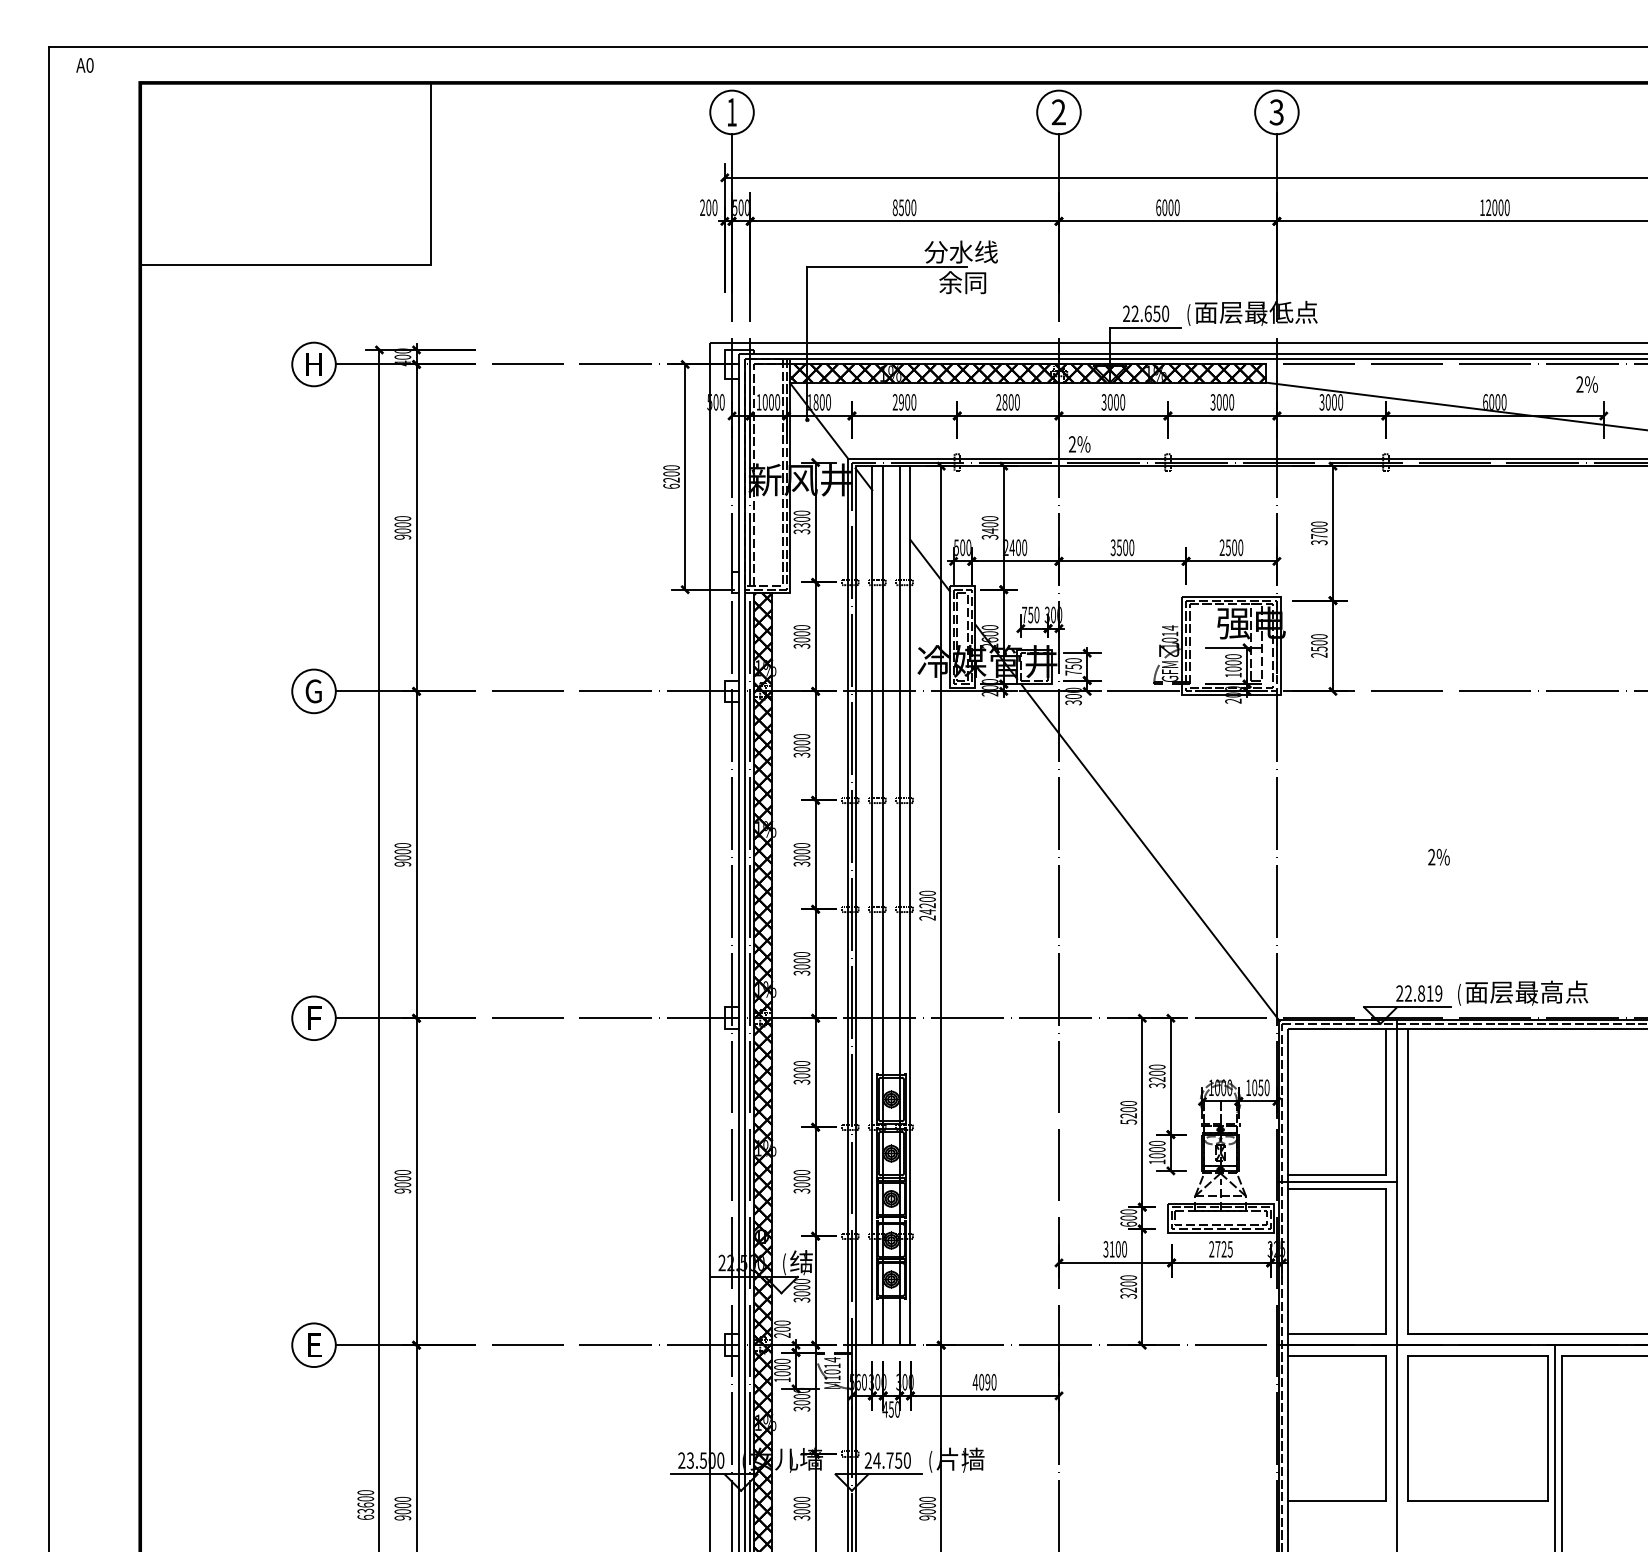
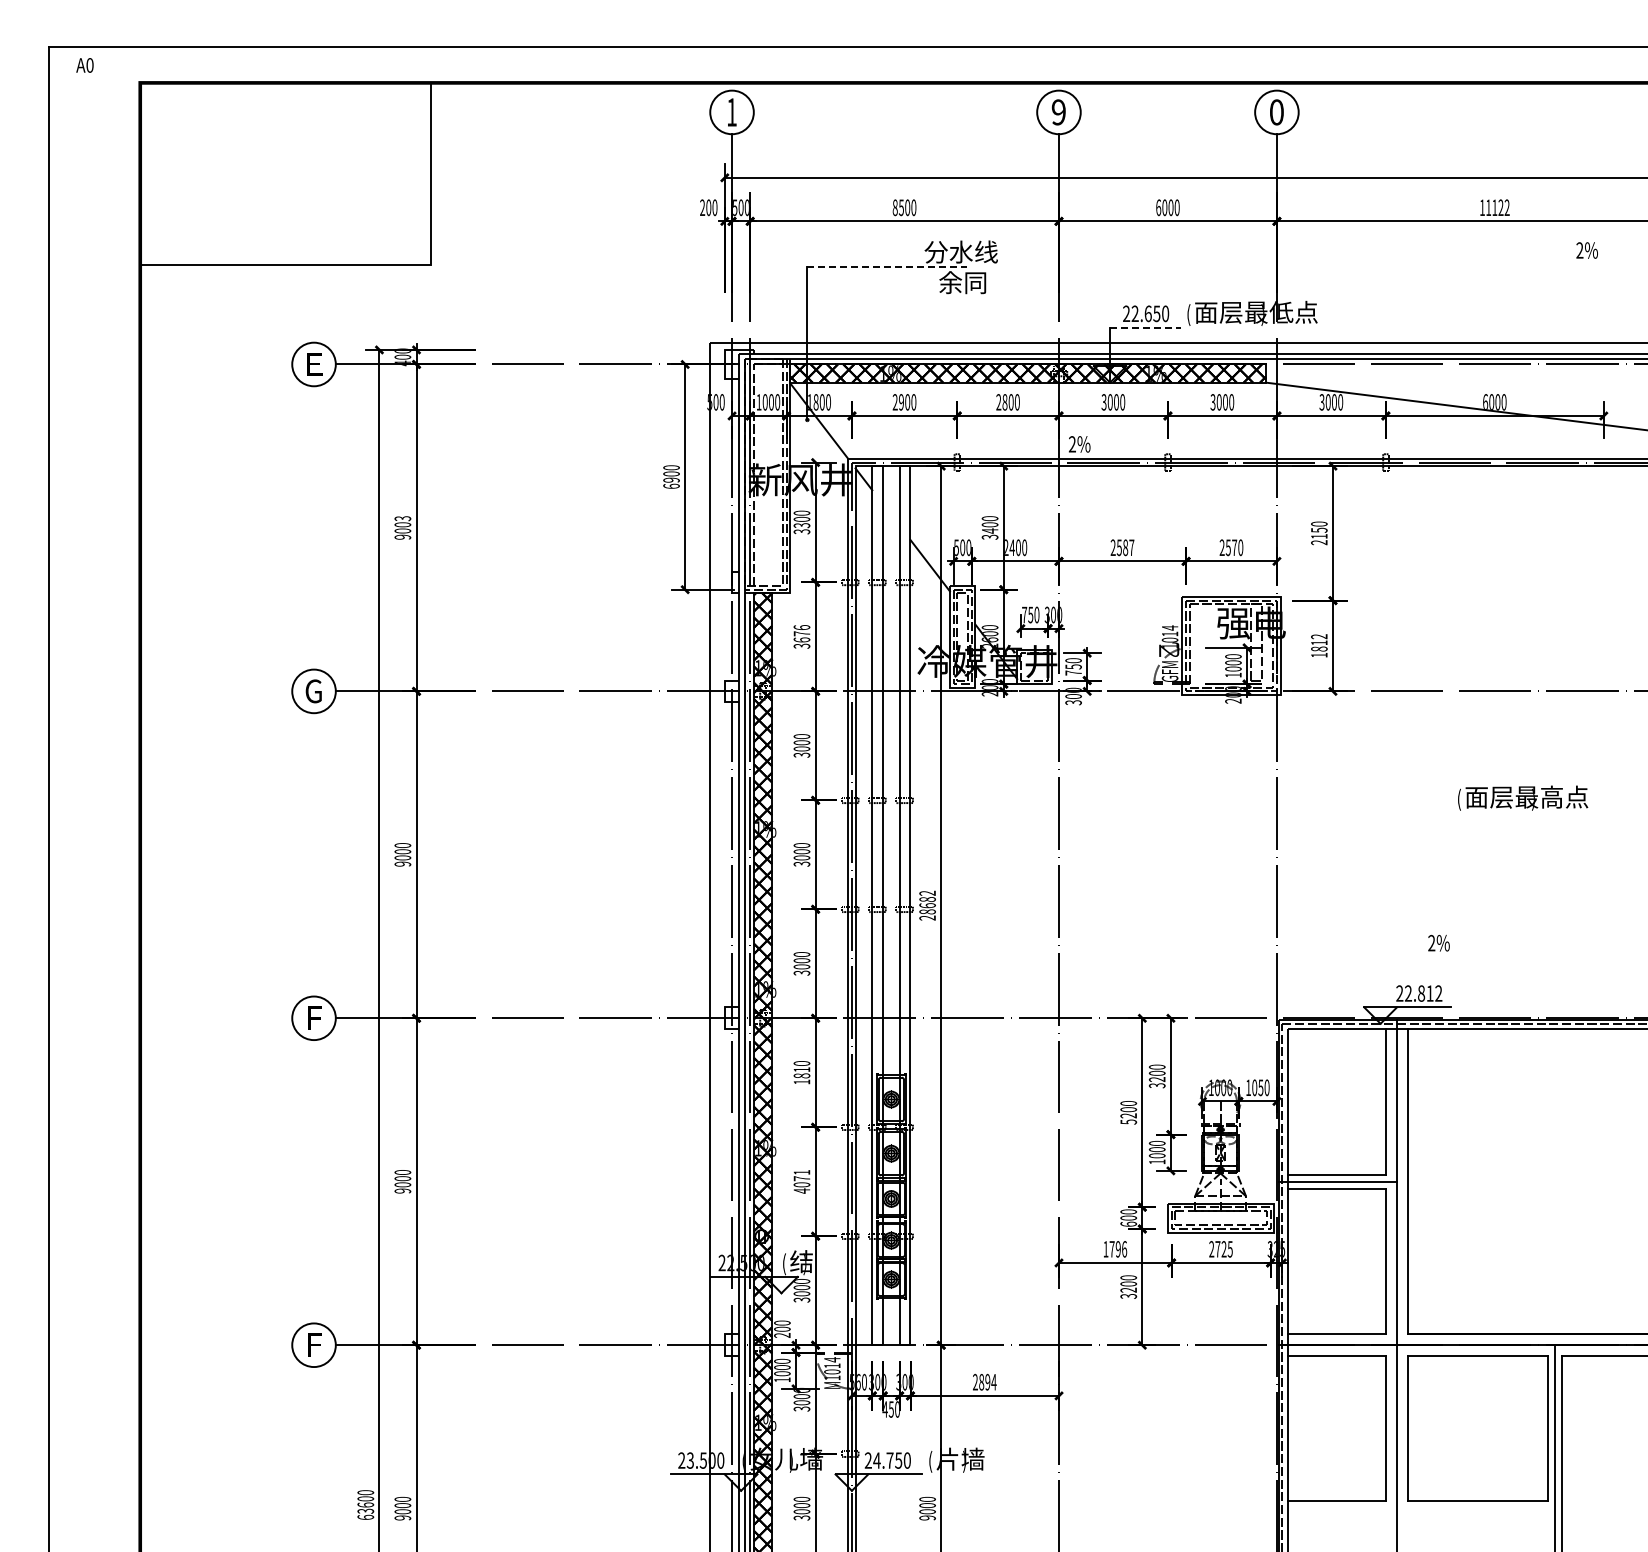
text: 2 -> 9 (1058, 112)
text: 3 -> 0 (1276, 112)
text: 12000 -> 11122 (1497, 207)
line: solid -> dashed (887, 267)
line: solid -> dashed (1145, 327)
text: H -> E (314, 364)
text position: (1586, 384) -> (1586, 250) (1586, 250)
text: 6200 -> 6900 (671, 479)
text: 9000 -> 9003 (402, 518)
text: 3700 -> 2150 (1319, 536)
text: 3500 -> 2587 (1122, 547)
text: 2500 -> 2570 (1234, 547)
text: 3000 -> 3676 (801, 633)
text: 2500 -> 1812 (1319, 645)
line: present -> none (1150, 852)
text position: (1438, 856) -> (1438, 942) (1438, 942)
text: 24200 -> 28682 (927, 902)
text position: (1523, 992) -> (1523, 797) (1523, 797)
text: 22.819 -> 22.812 (1438, 993)
text: 3000 -> 1810 (801, 1075)
text: 3000 -> 4071 (801, 1181)
text: 3100 -> 1796 (1115, 1249)
text: E -> F (316, 1344)
text: 4090 -> 2894 (984, 1381)
